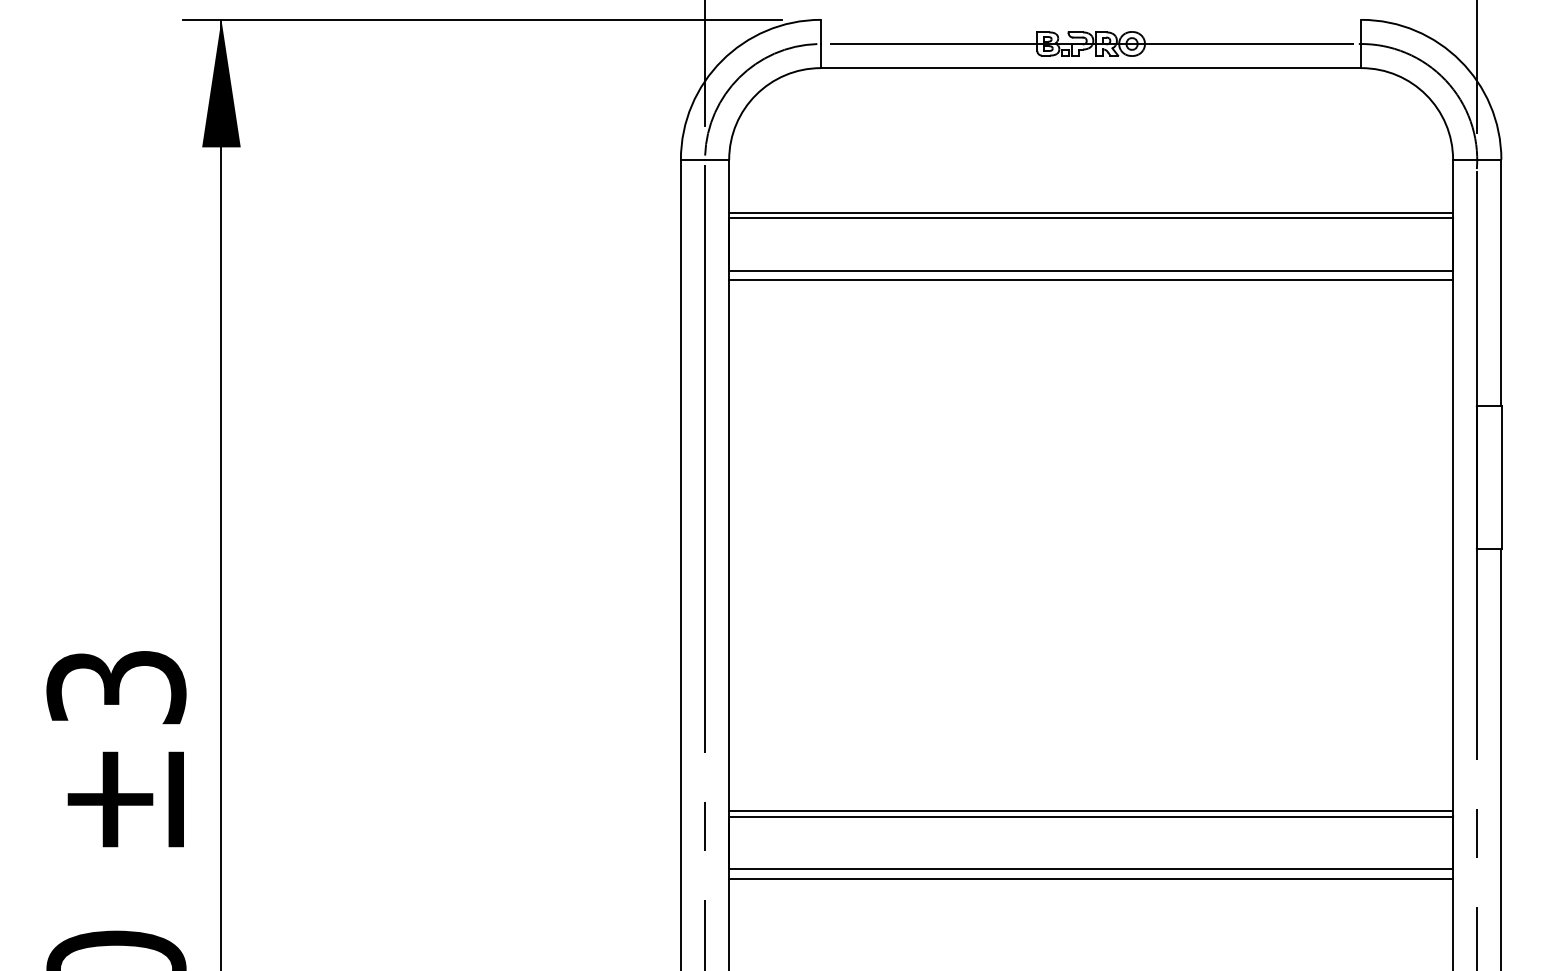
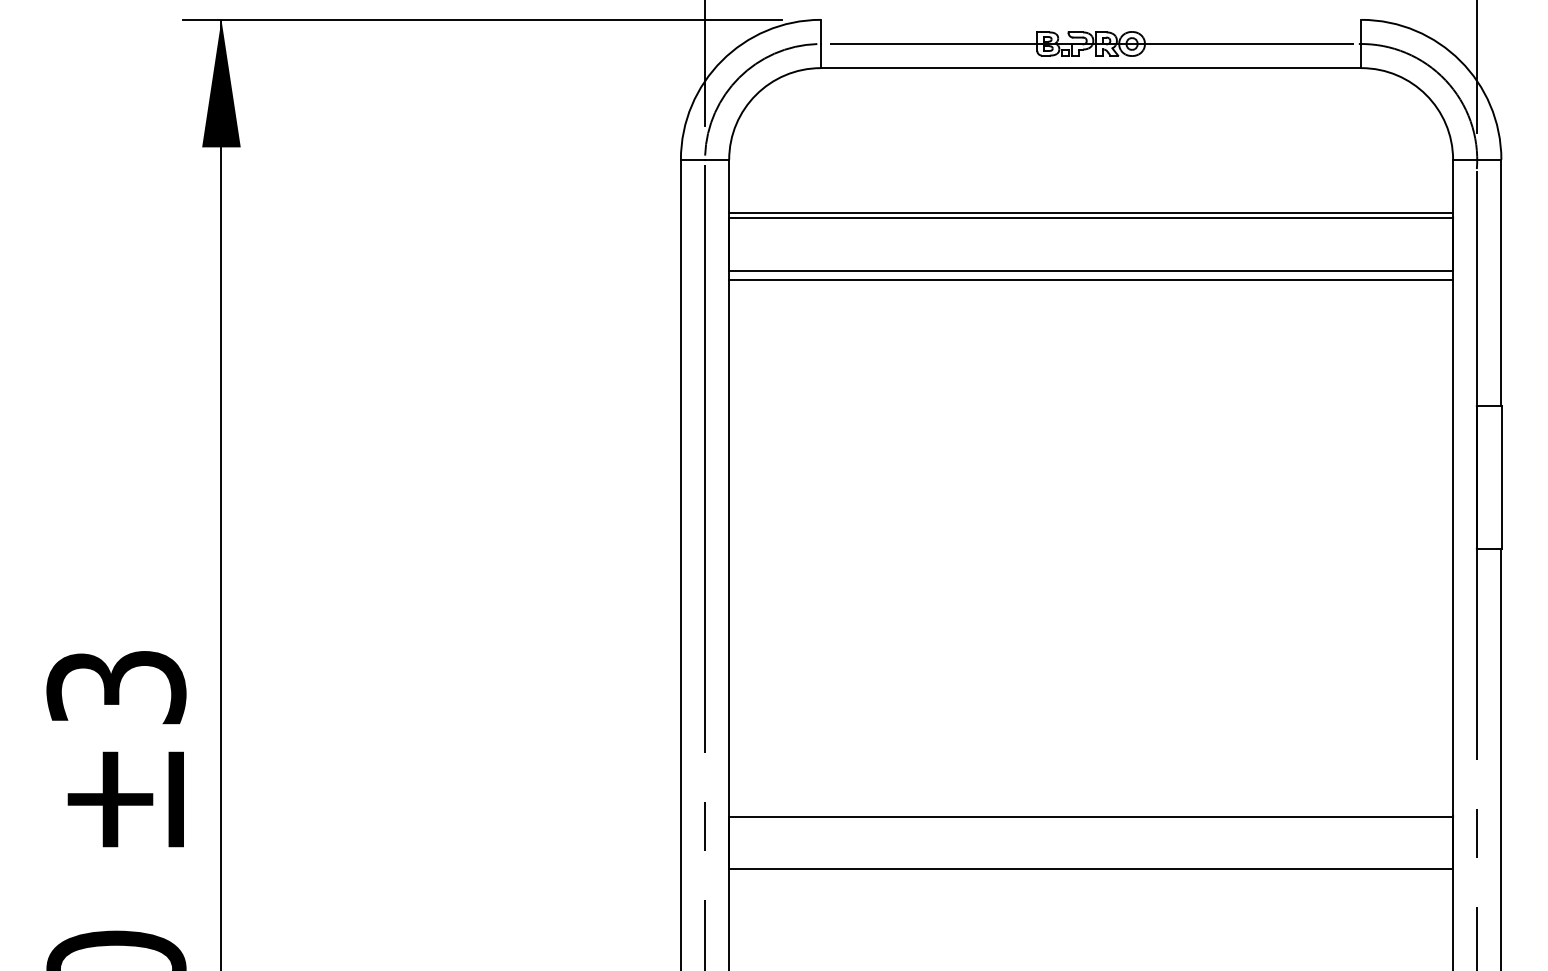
line: present -> none (1091, 811)
line: present -> none (1091, 878)
